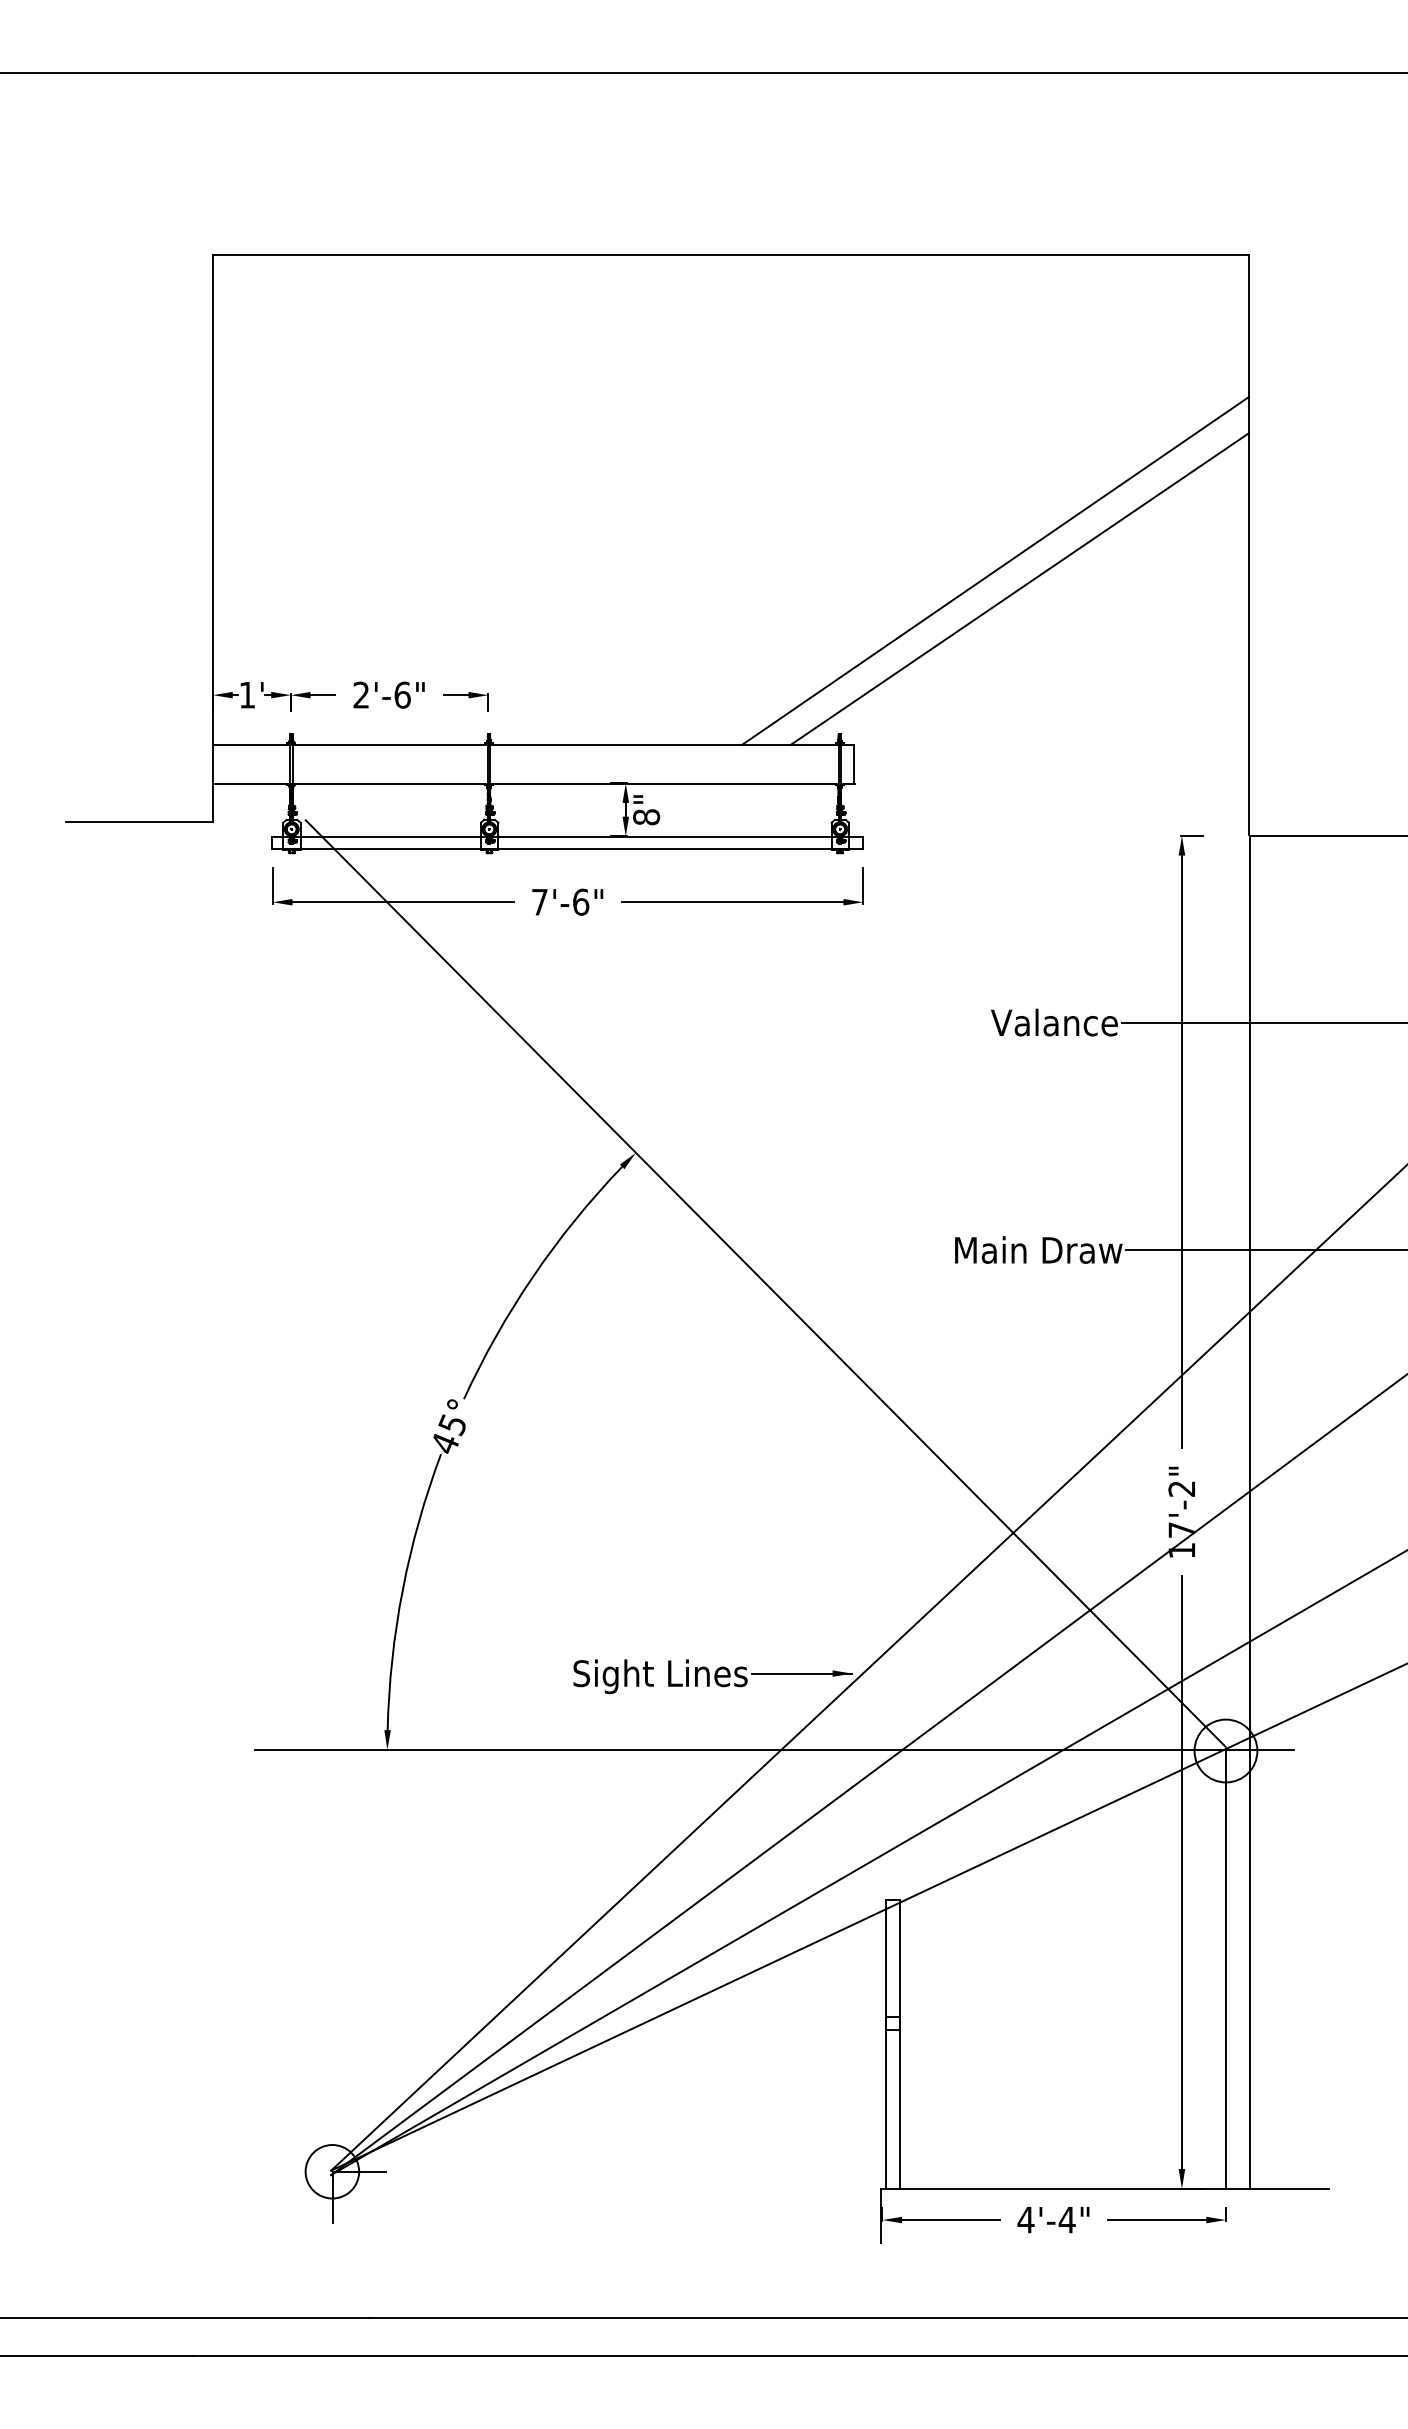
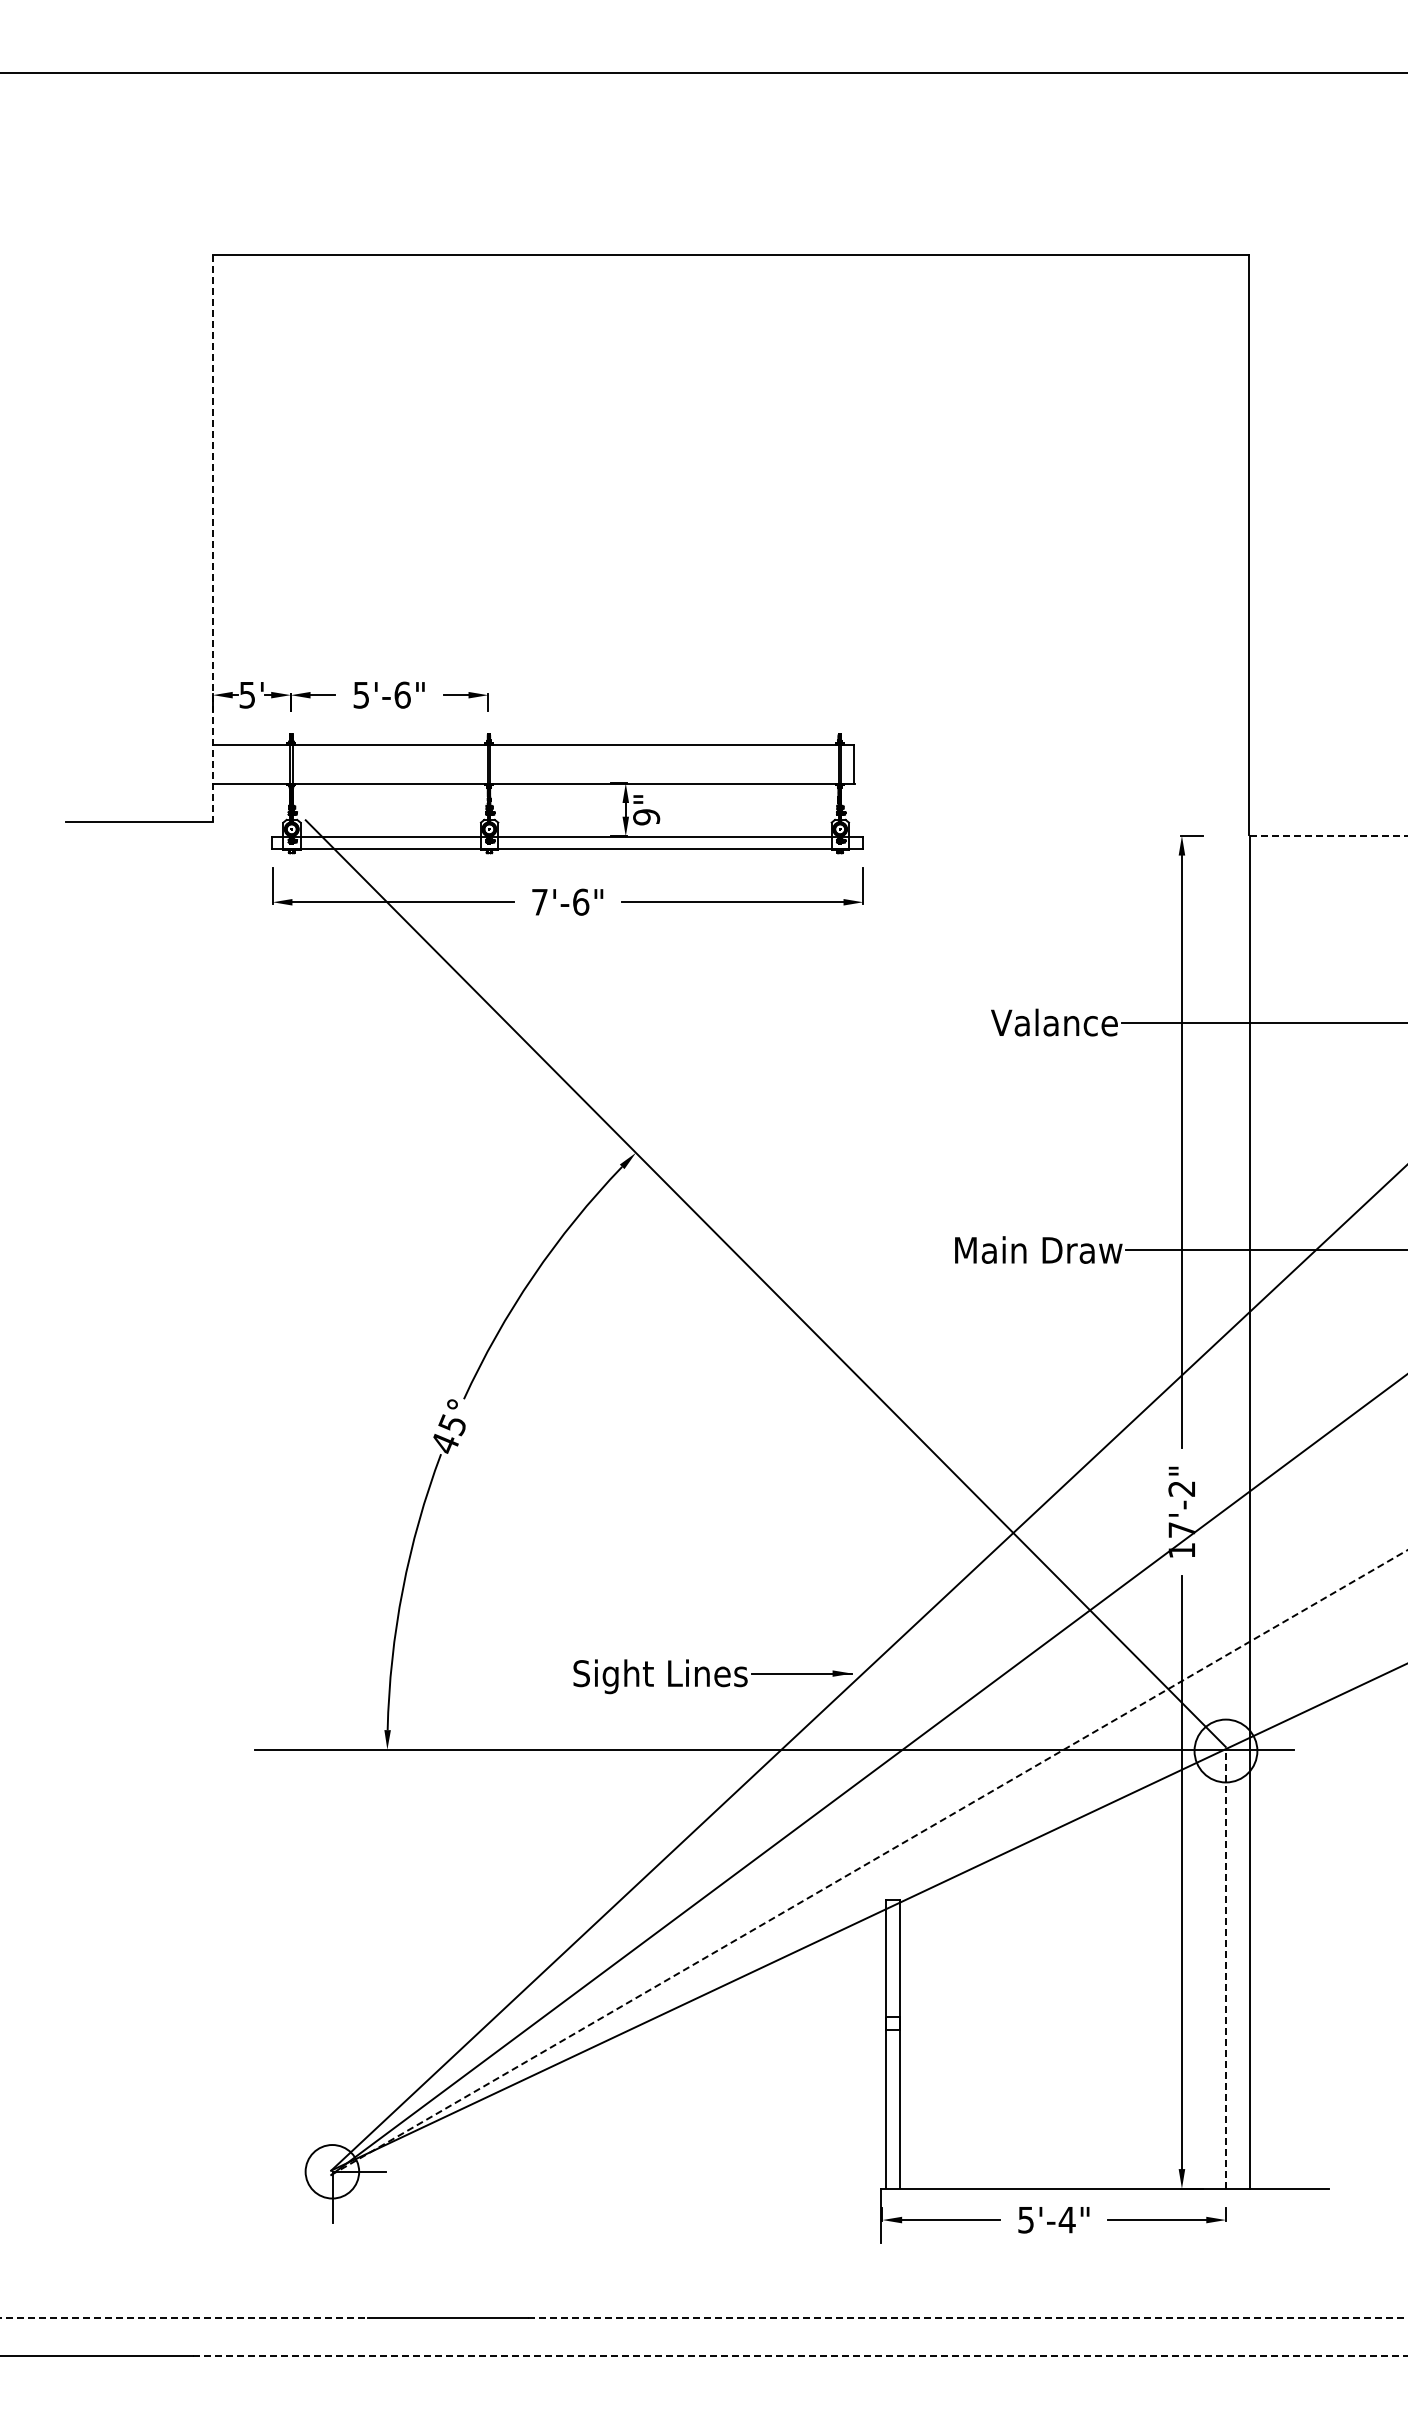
line: solid -> dashed (213, 538)
line: present -> none (995, 570)
line: present -> none (1019, 588)
text: 2'-6" -> 5'-6" (360, 694)
text: 1' -> 5' (246, 695)
text: 8" -> 9" (646, 817)
line: solid -> dashed (1328, 836)
line: solid -> dashed (869, 1862)
line: solid -> dashed (1225, 1968)
text: 4'-4" -> 5'-4" (1025, 2220)
line: solid -> dashed (184, 2318)
line: solid -> dashed (968, 2318)
line: solid -> dashed (800, 2356)
